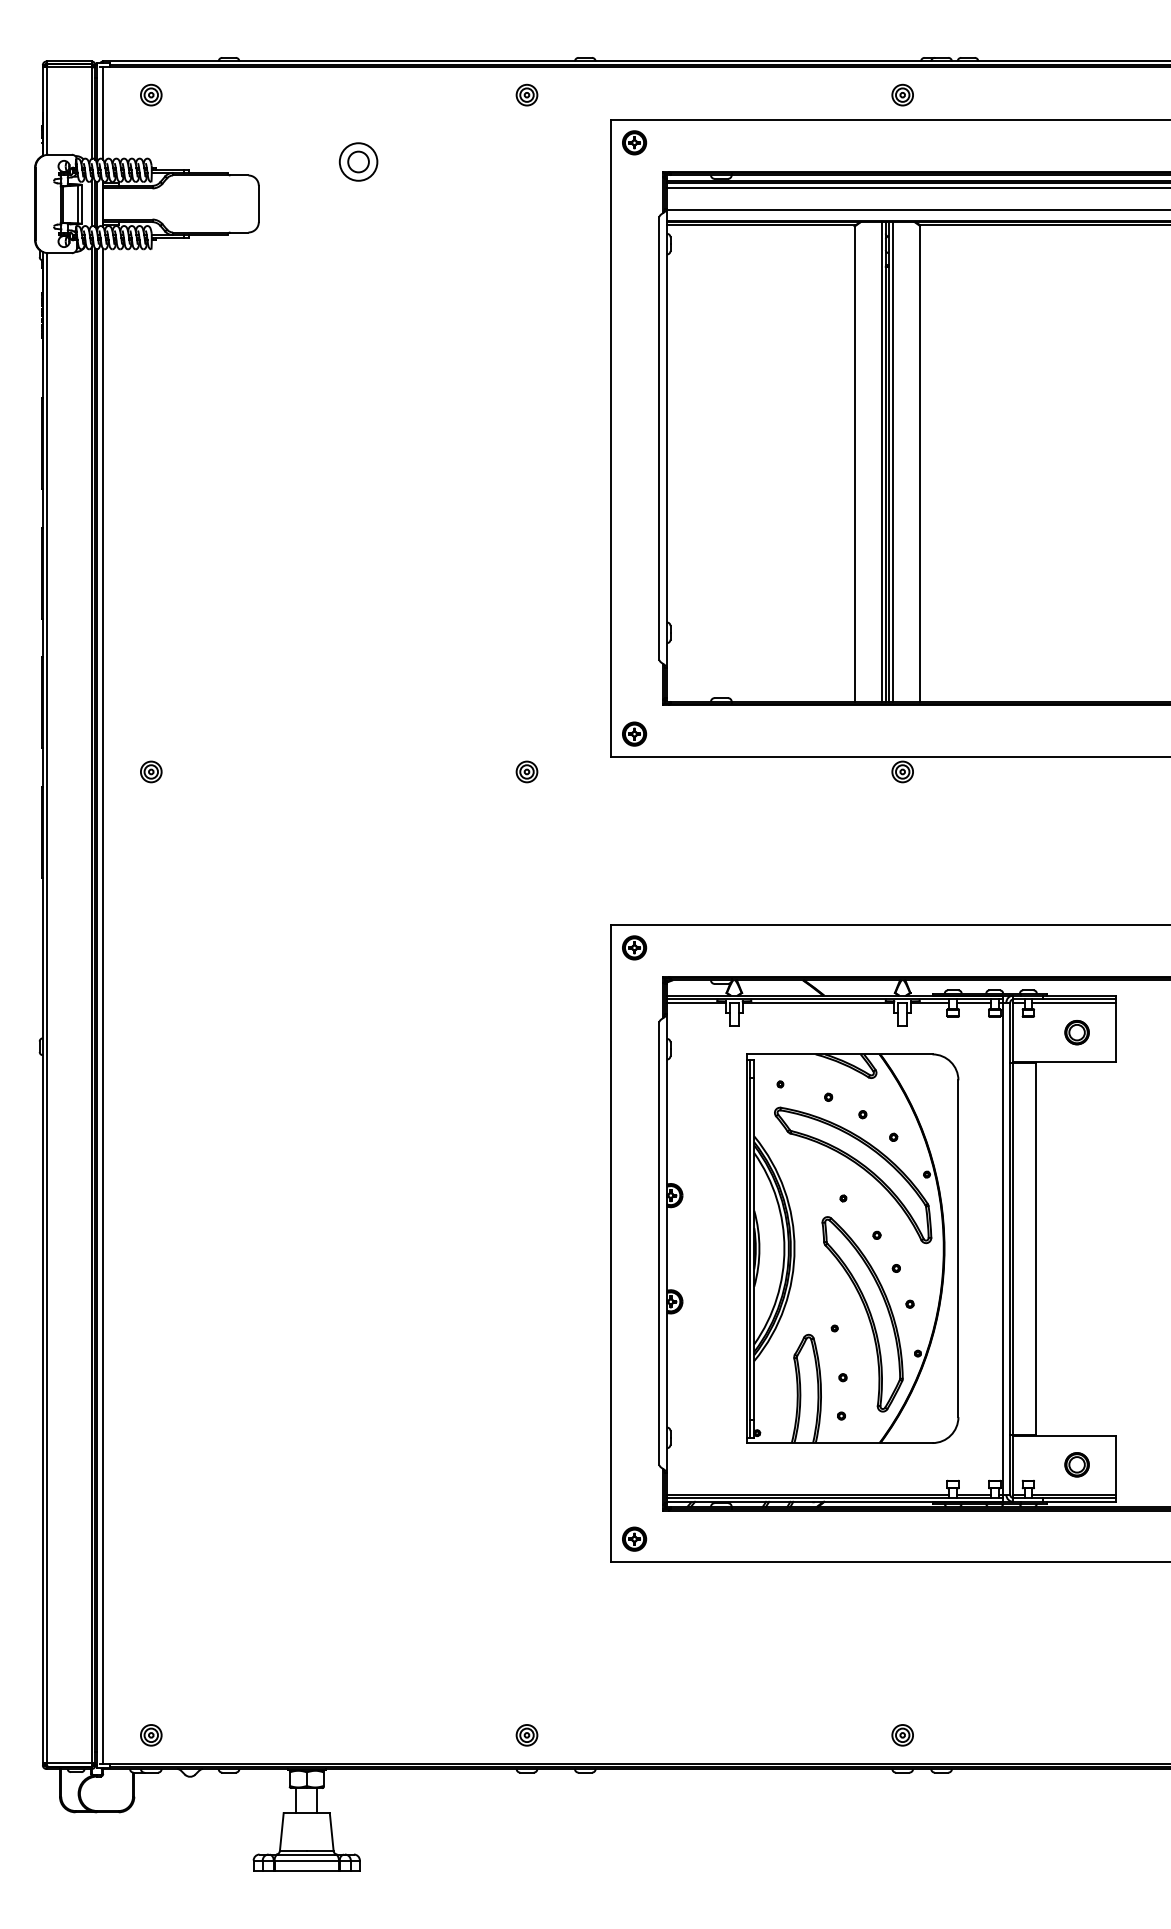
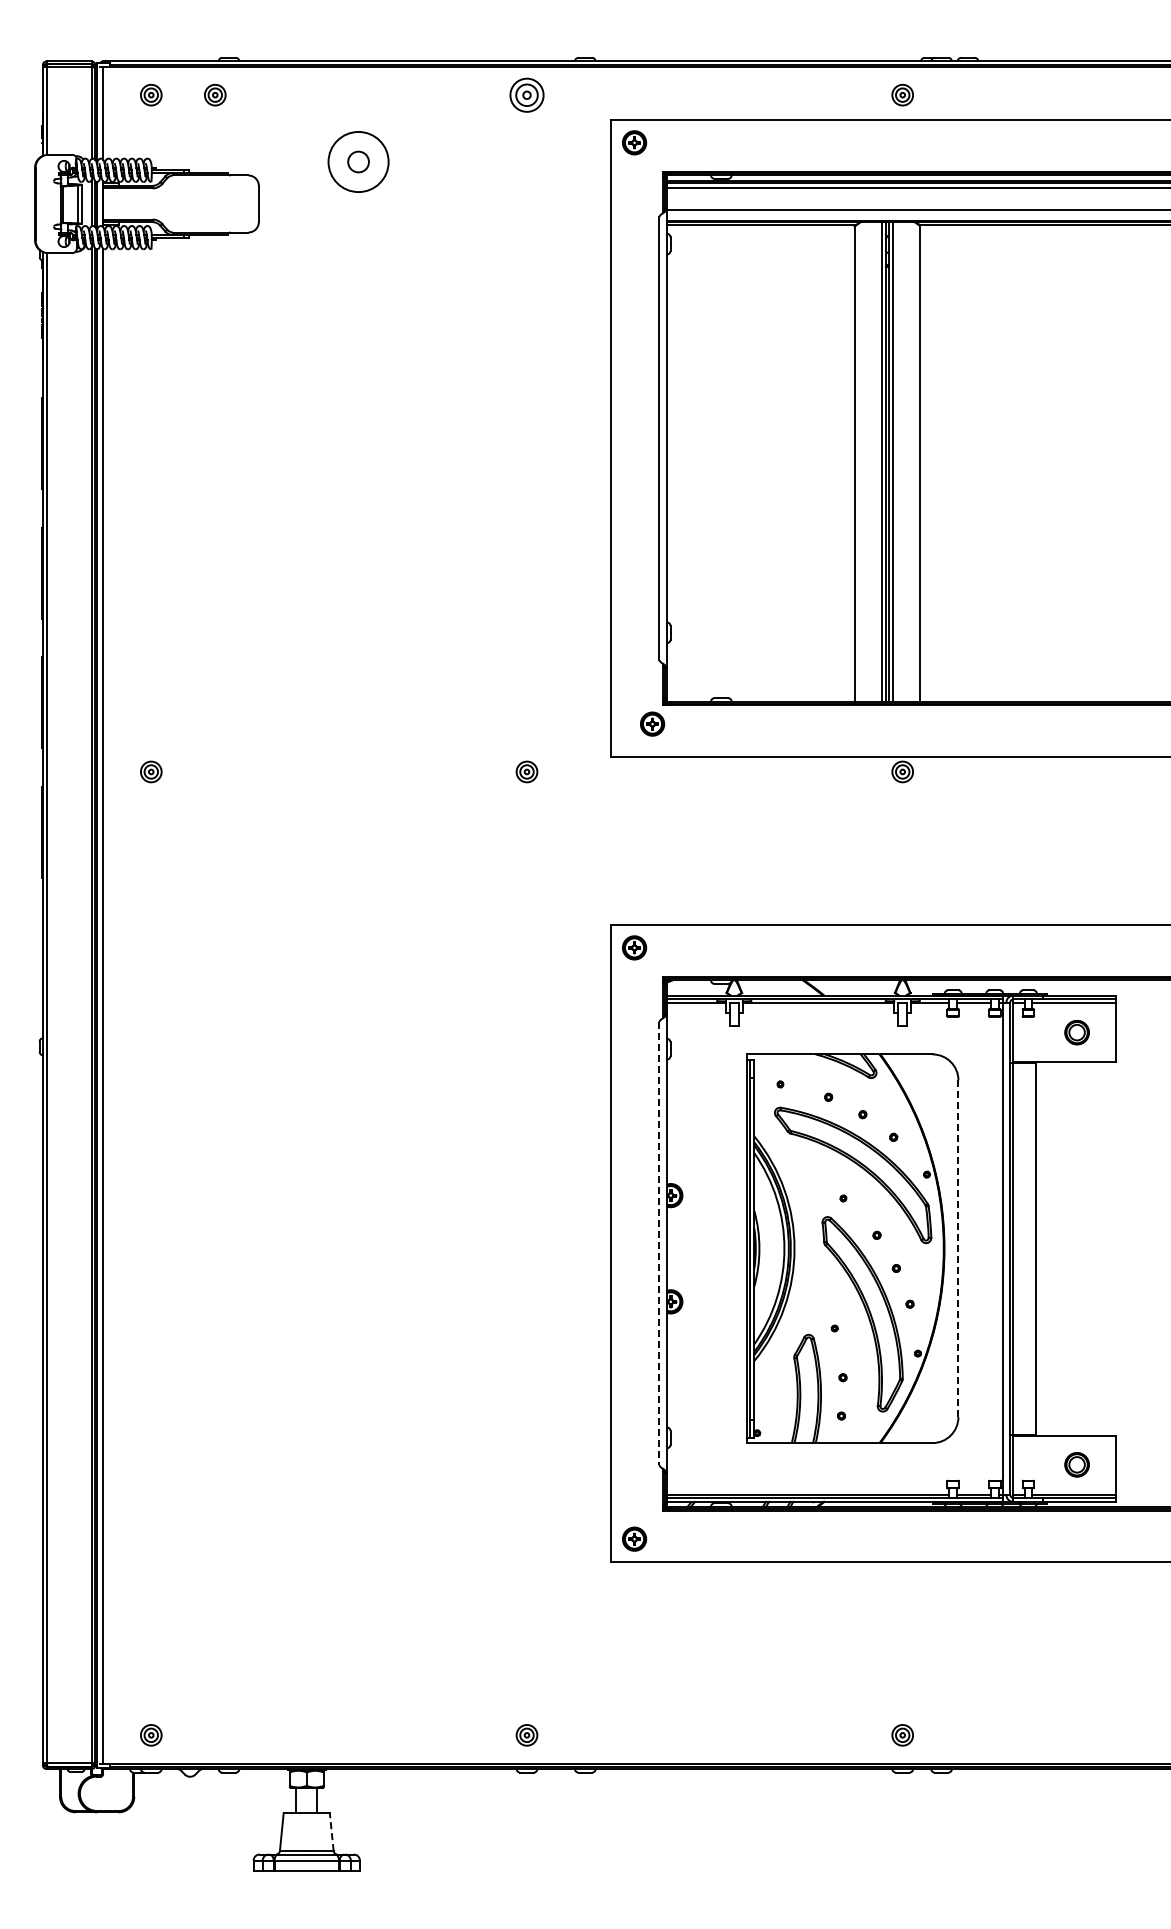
part: none -> present (215, 94)
part size: 24x24 px -> 36x36 px (526, 94)
circle diameter: 38 px -> 60 px (358, 161)
part position: (634, 733) -> (652, 723) (652, 723)
line: solid -> dashed (659, 1244)
line: solid -> dashed (958, 1248)
line: solid -> dashed (331, 1831)
